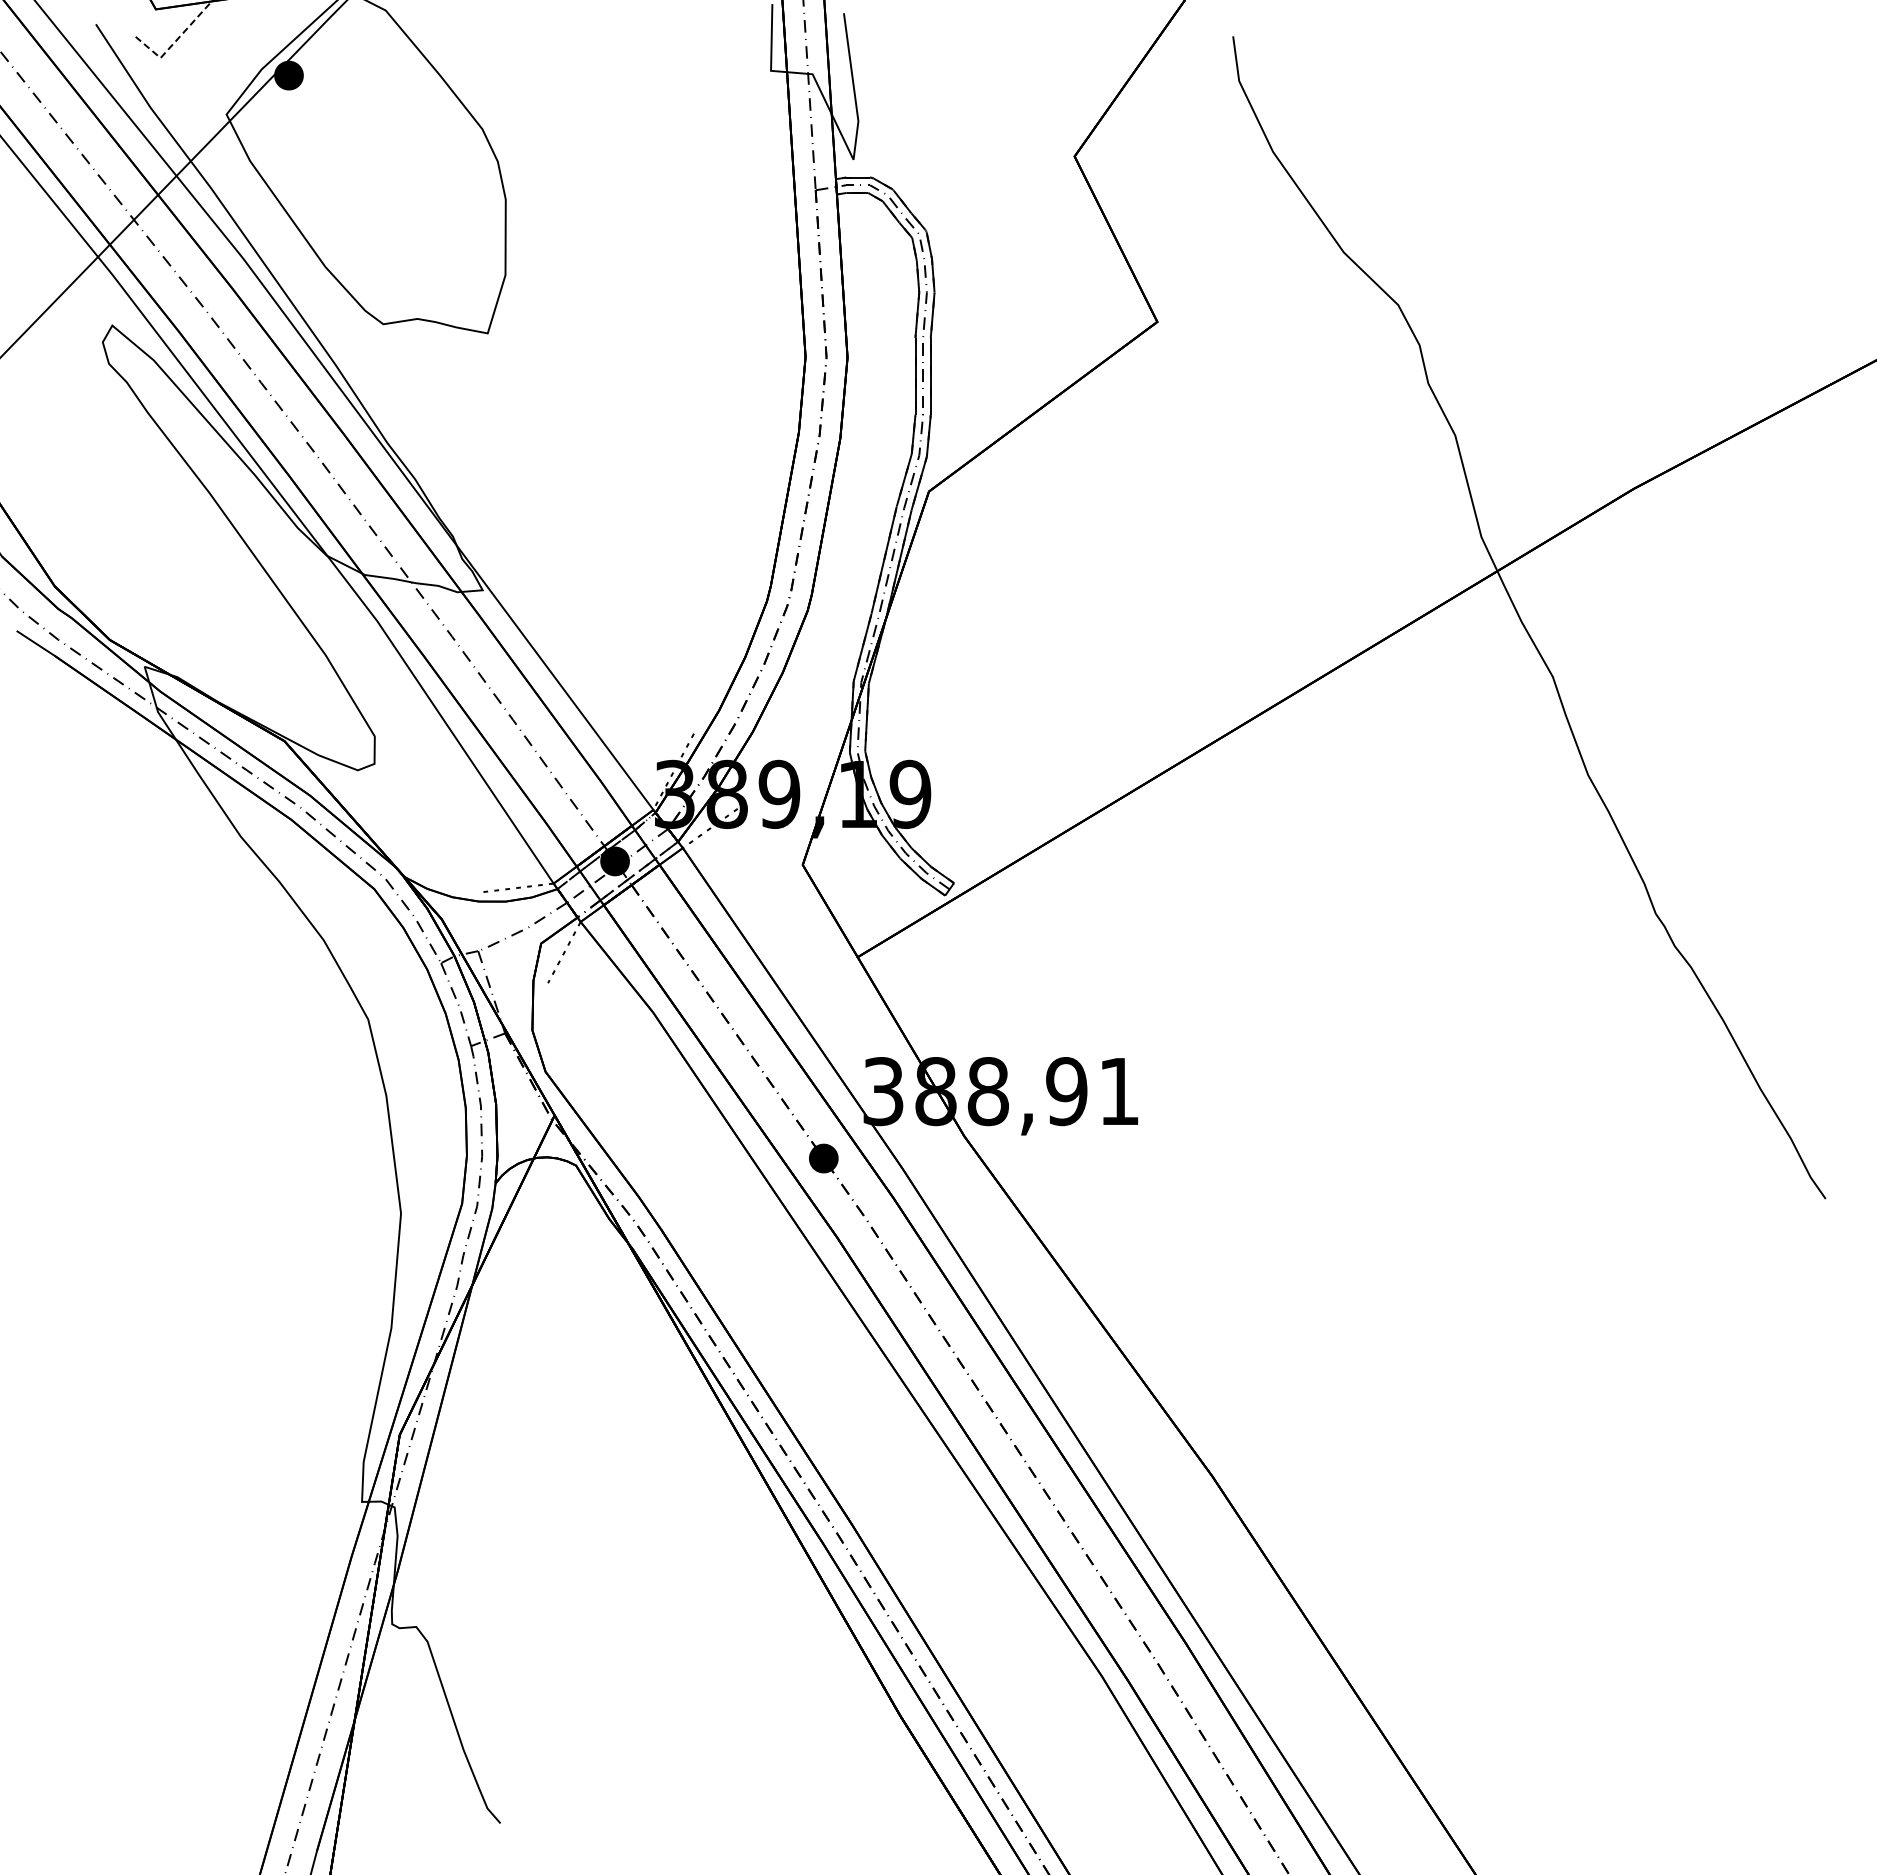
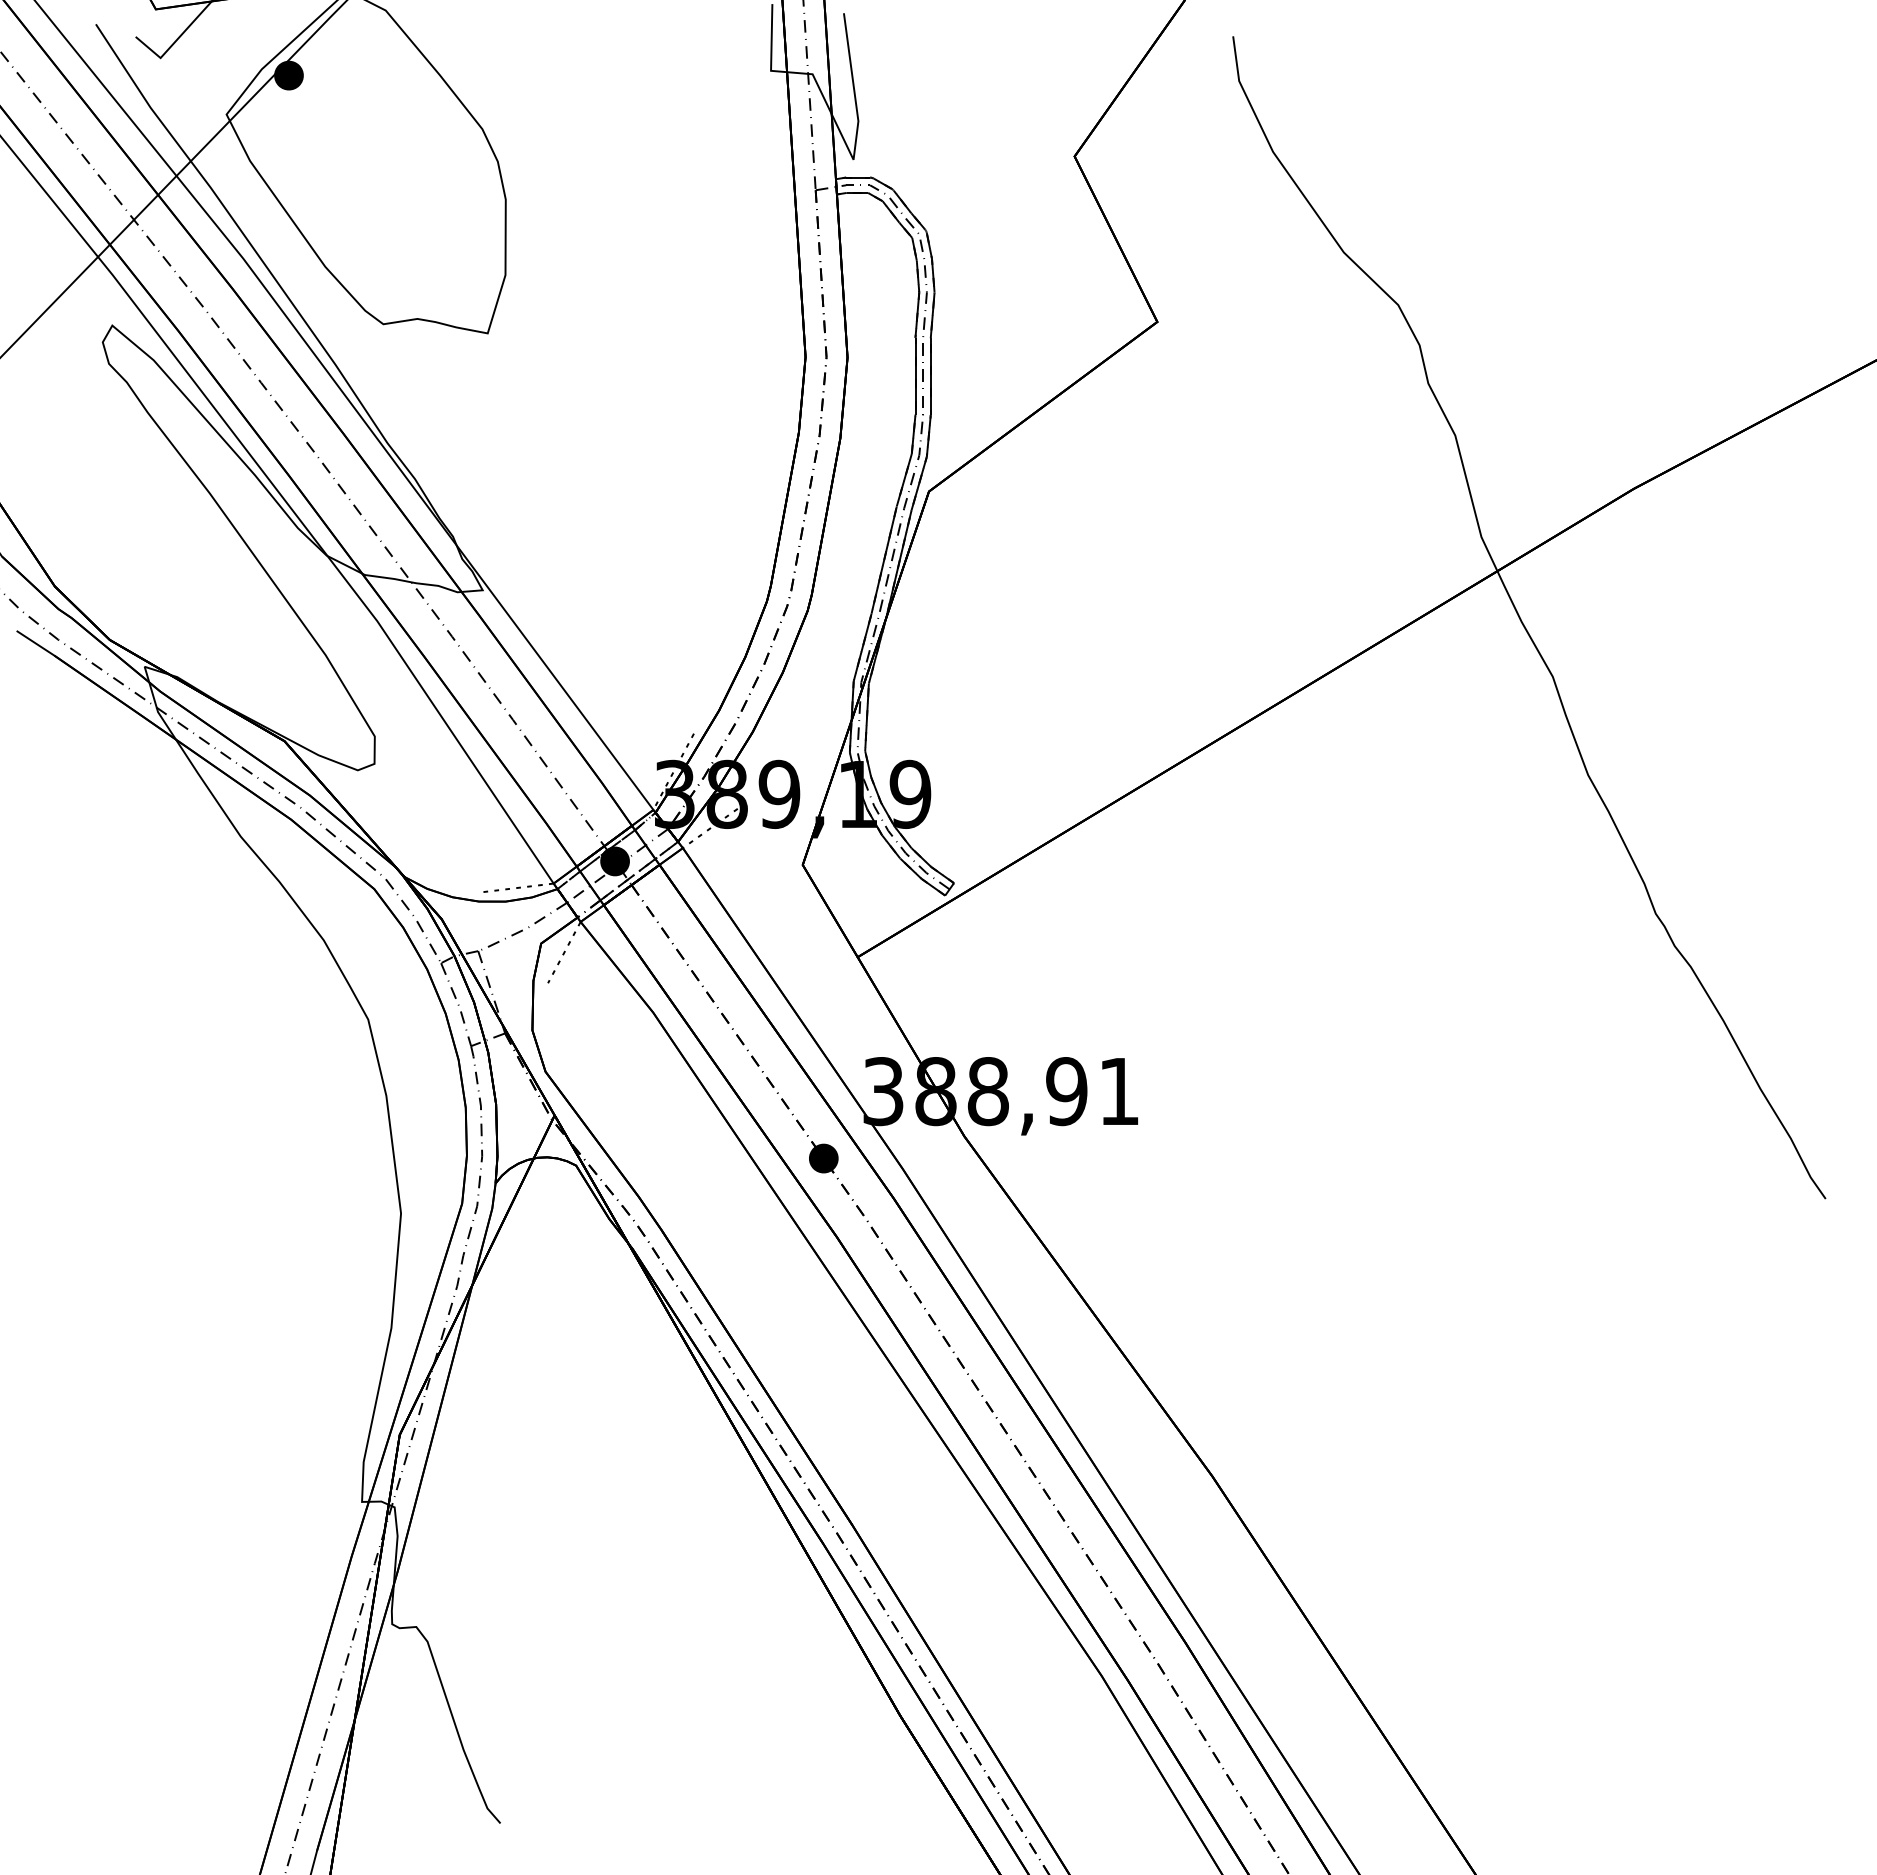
line: dashed -> solid (175, 41)
